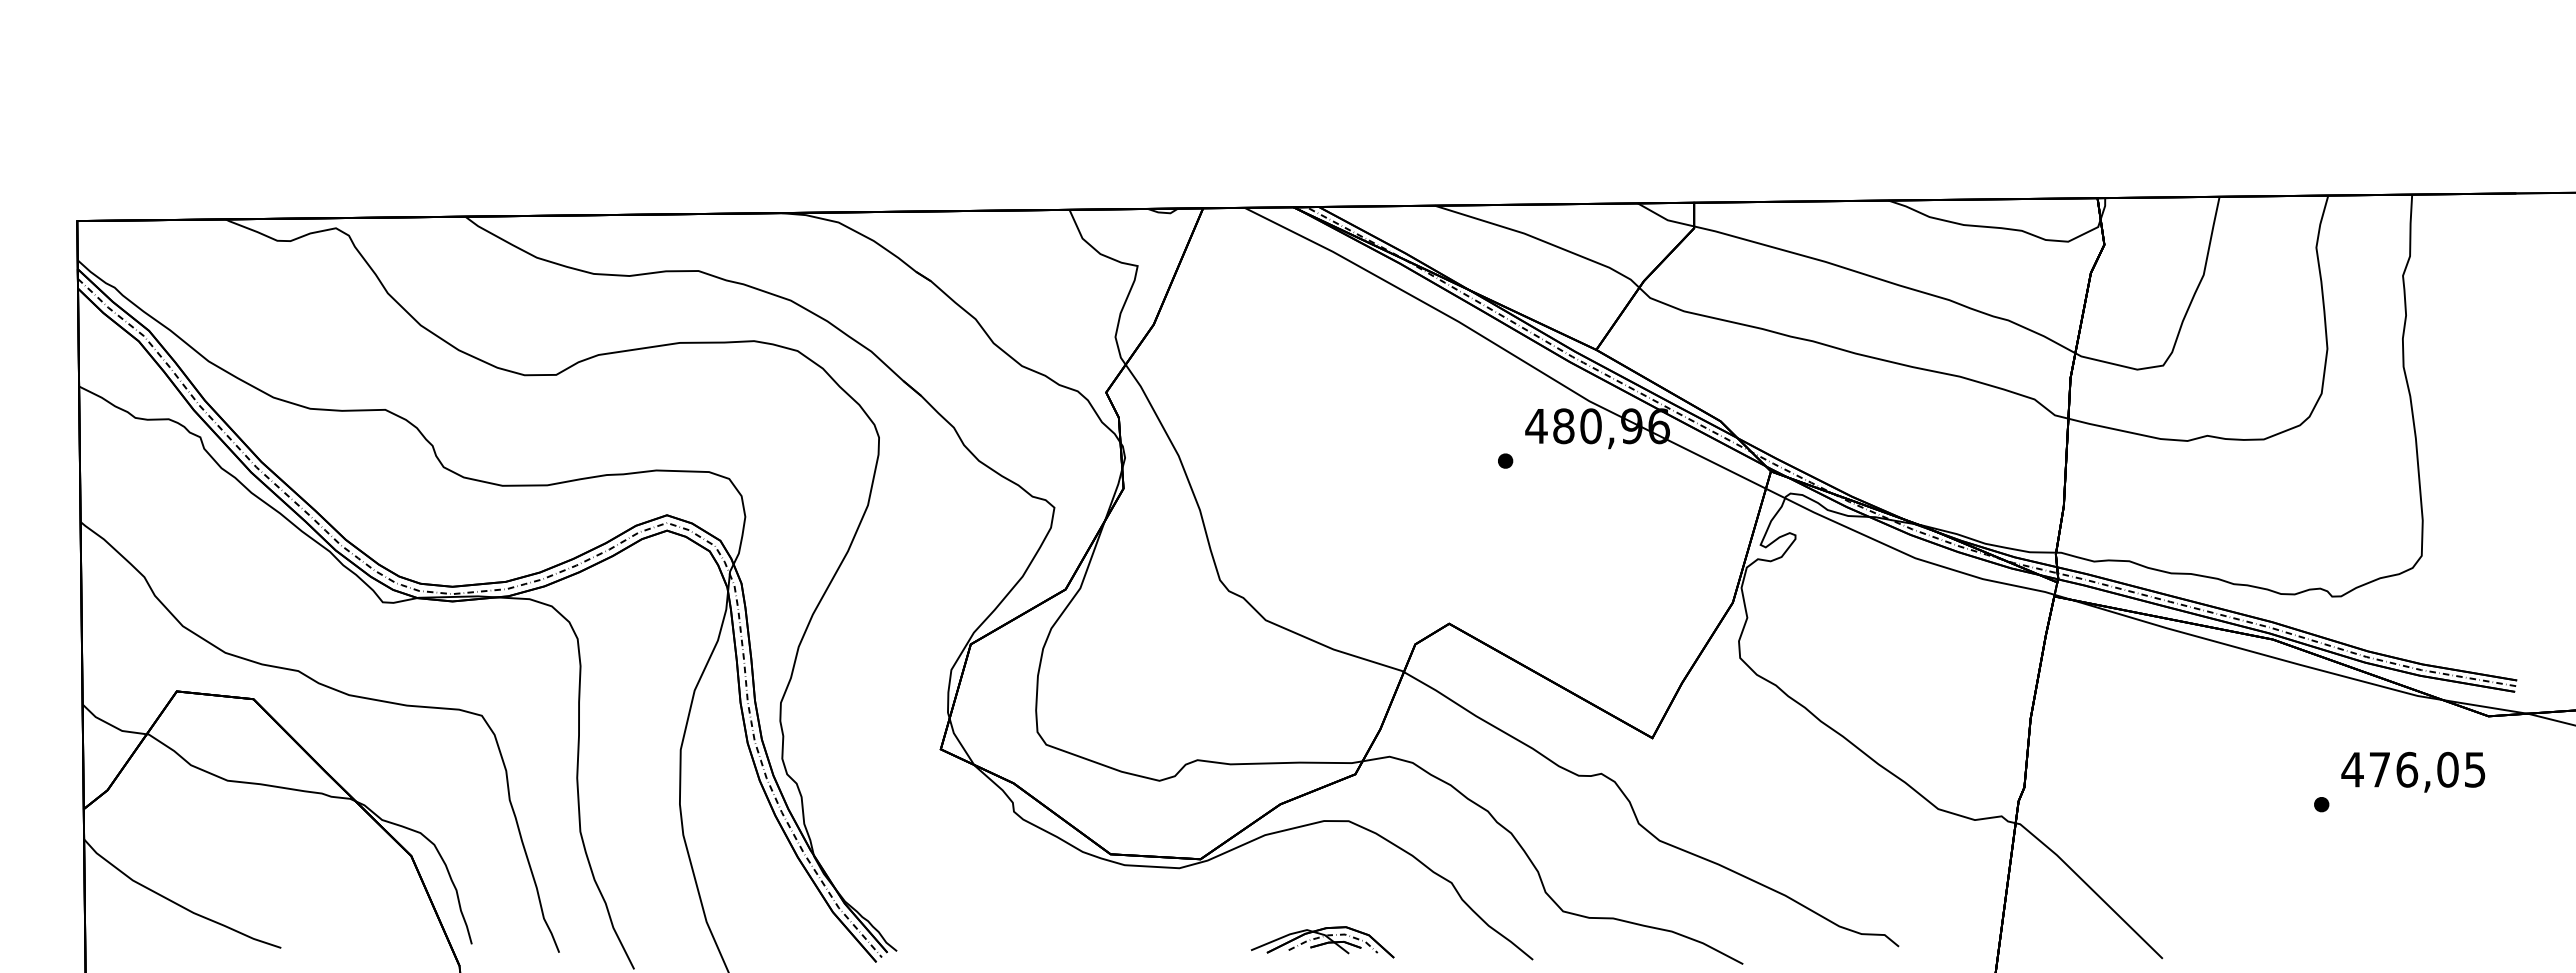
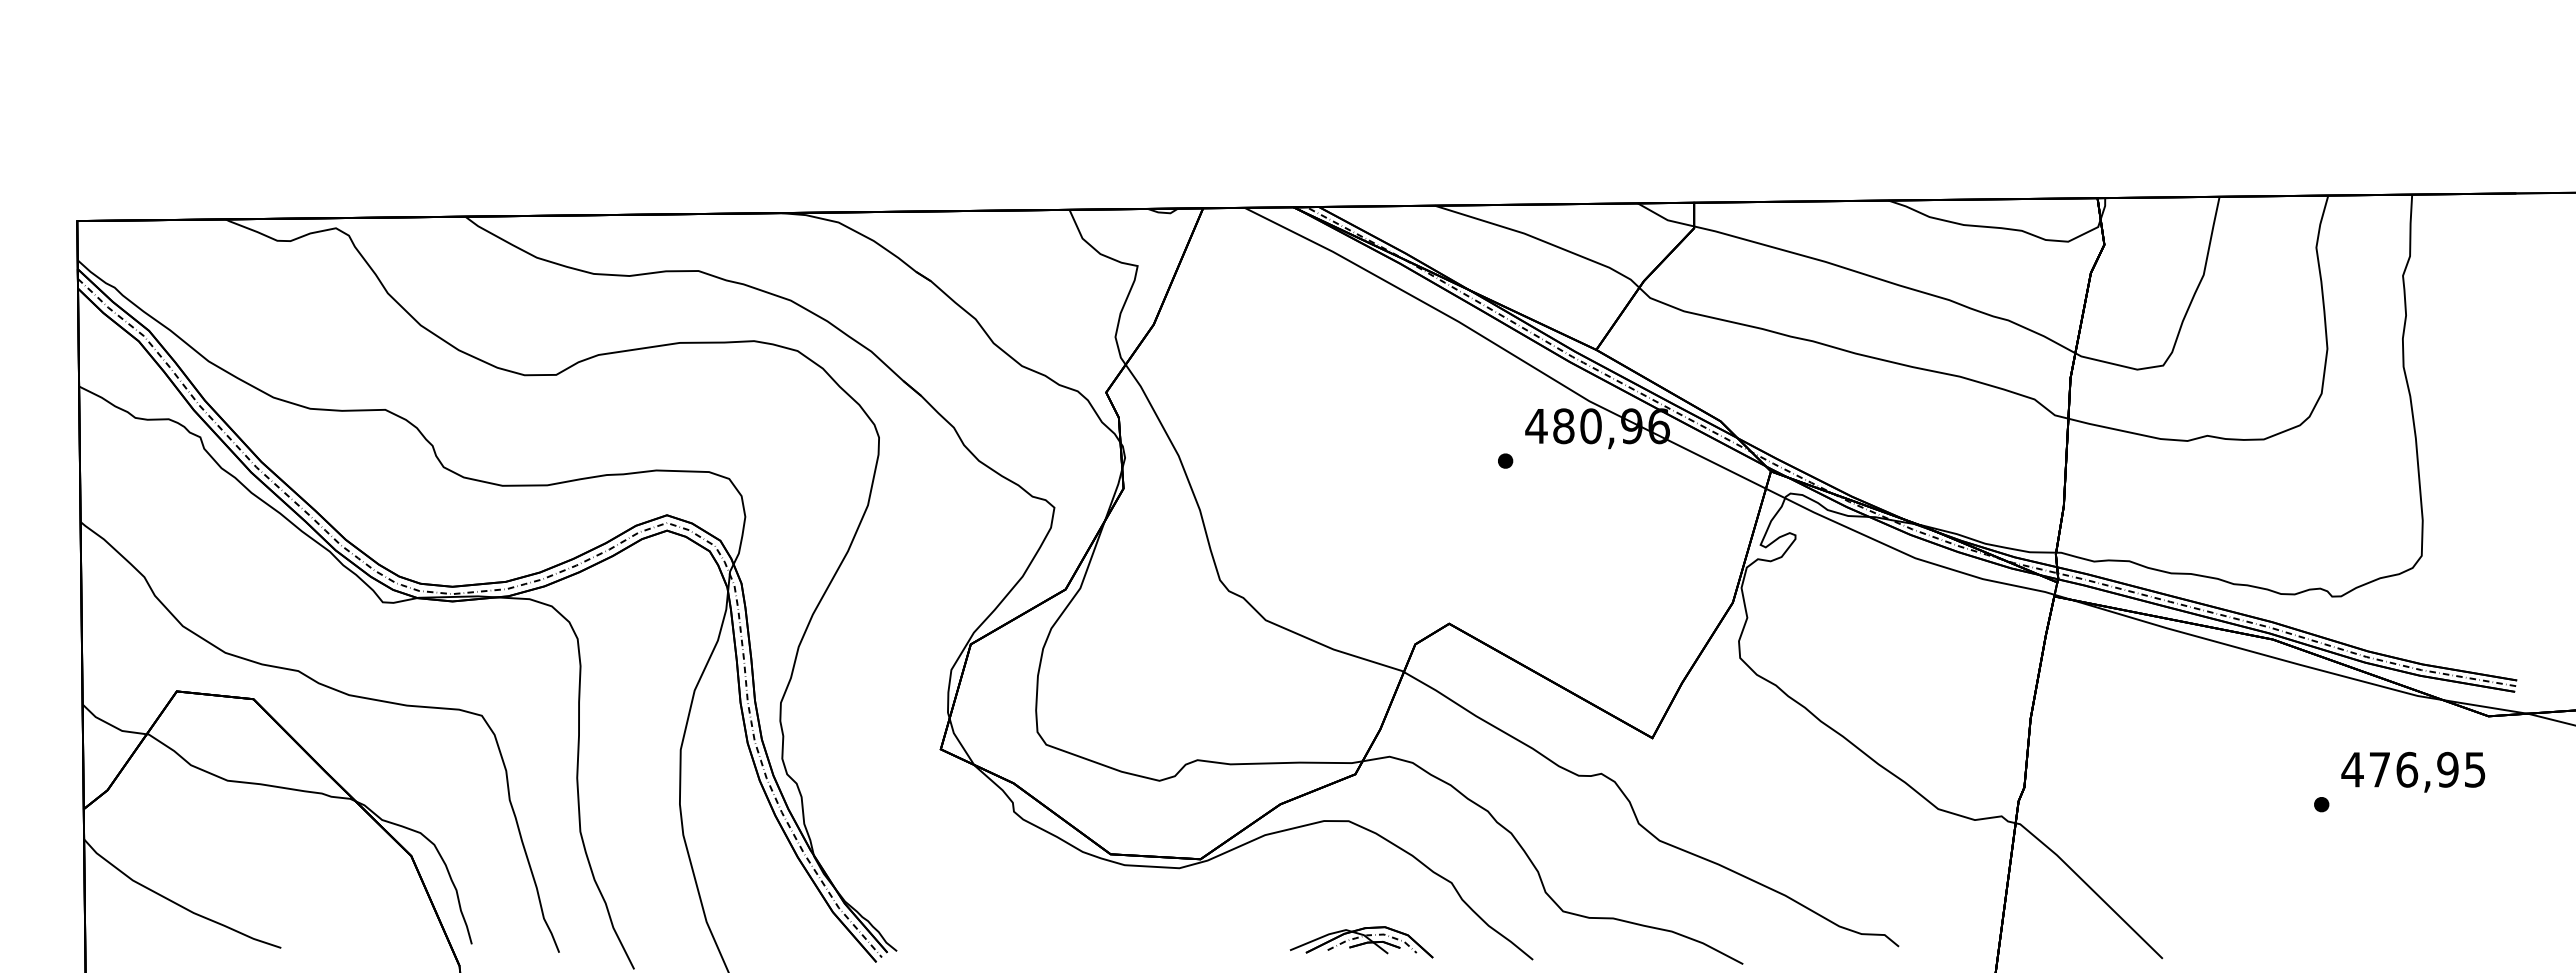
text: 476,05 -> 476,95 (2447, 769)
part position: (1322, 942) -> (1361, 942) (1361, 942)
